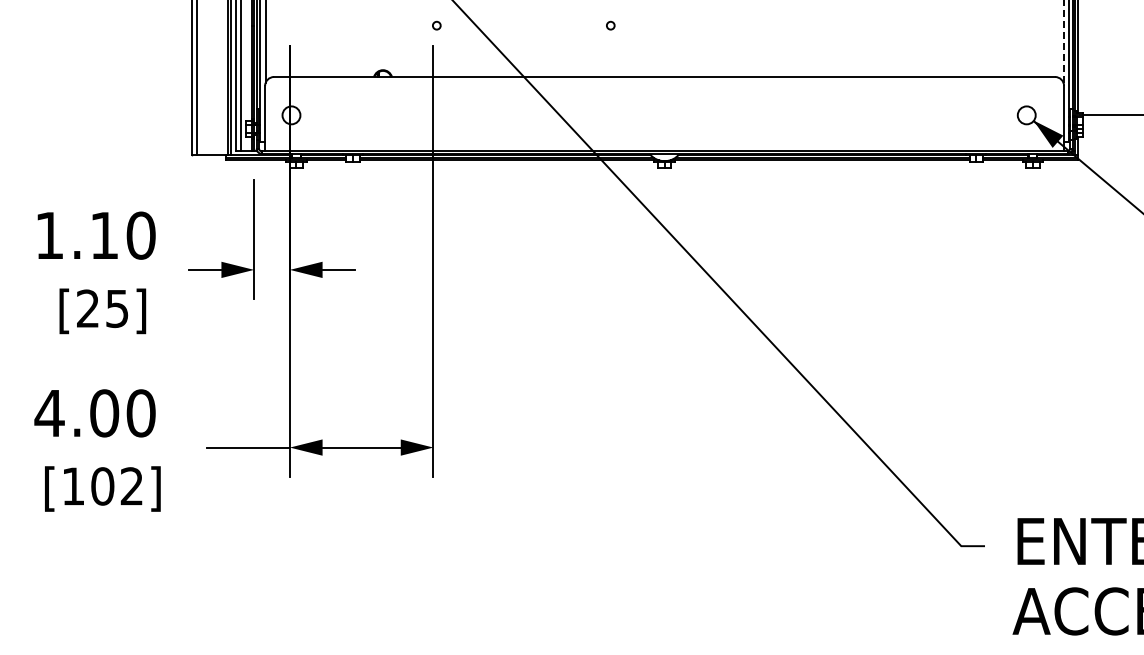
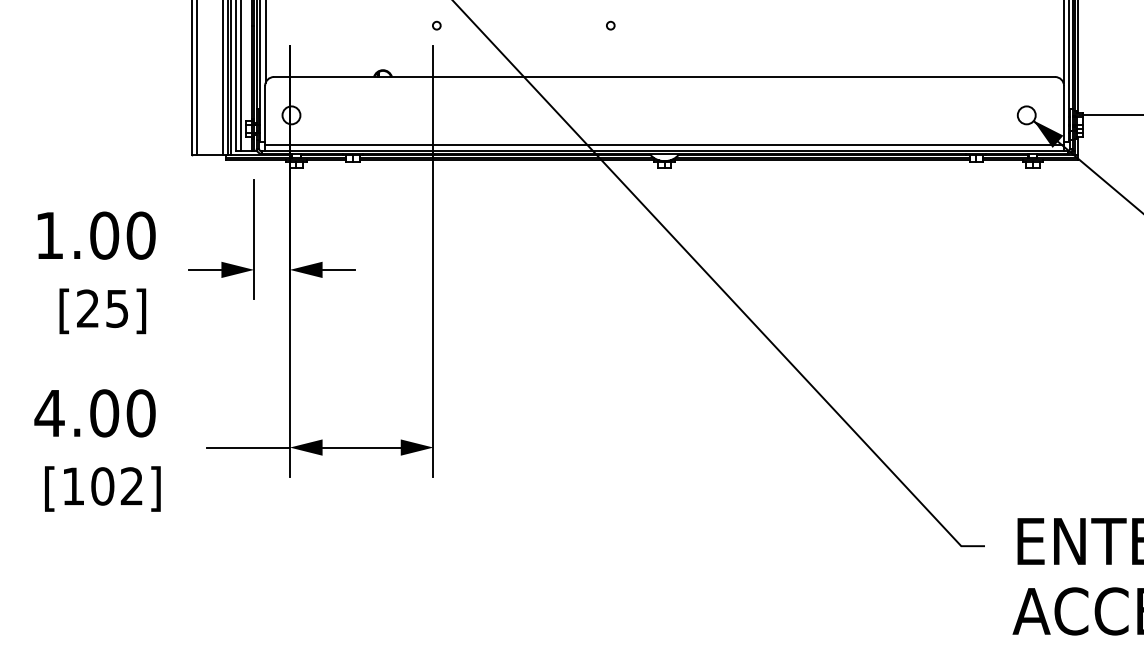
line: dashed -> solid (1063, 41)
line: none -> present (223, 78)
line: none -> present (664, 144)
text: 1.10 -> 1.00 (104, 235)
